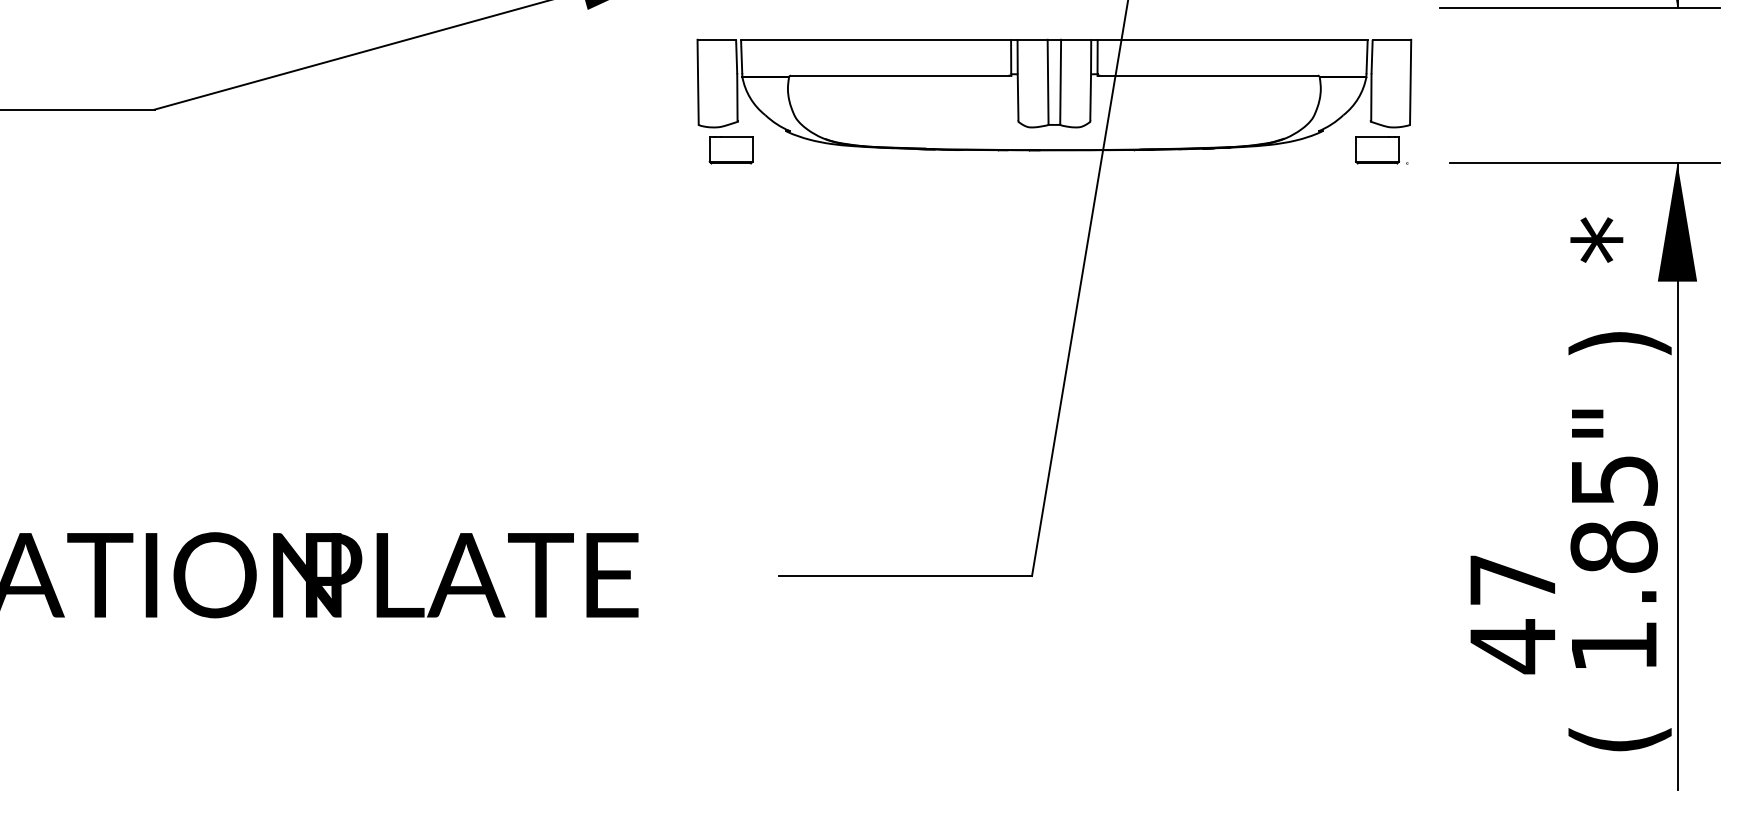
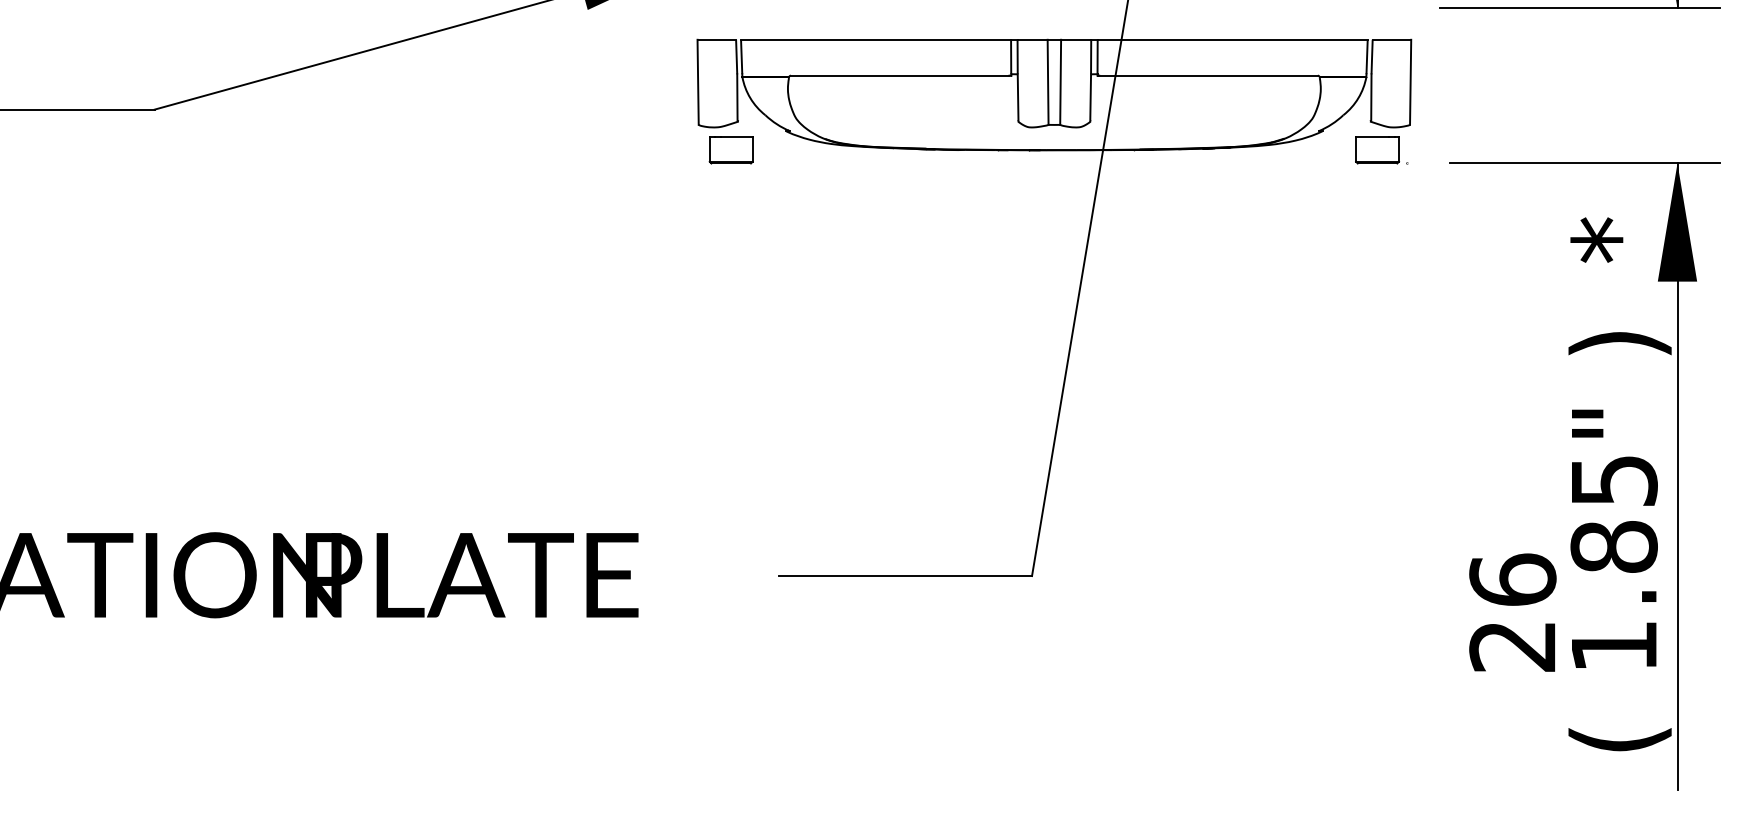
text: 47 -> 26 (1512, 613)
